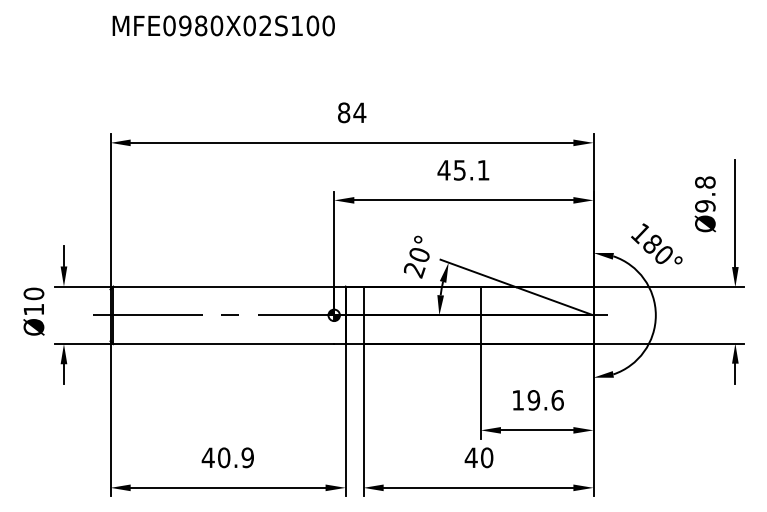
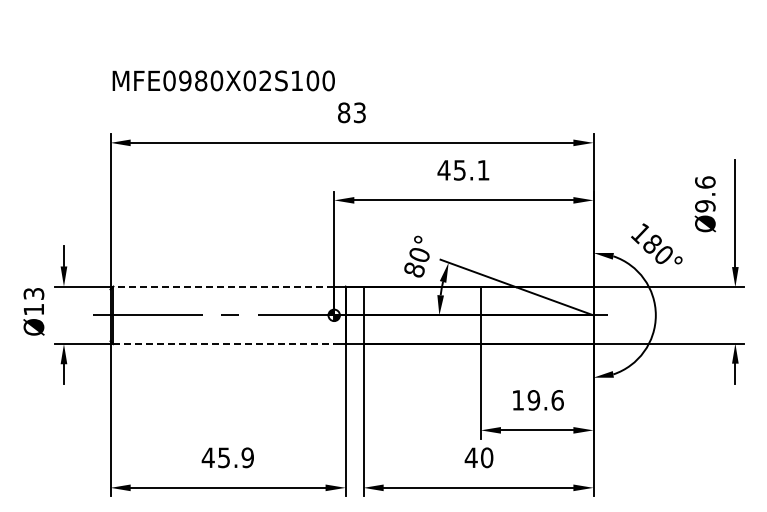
text position: (223, 25) -> (223, 80) (223, 80)
text: 84 -> 83 (359, 112)
text: Ø9.8 -> Ø9.6 (705, 182)
text: 20° -> 80° (414, 270)
line: solid -> dashed (223, 286)
text: Ø10 -> Ø13 (33, 293)
line: solid -> dashed (224, 344)
text: 40.9 -> 45.9 (224, 457)
